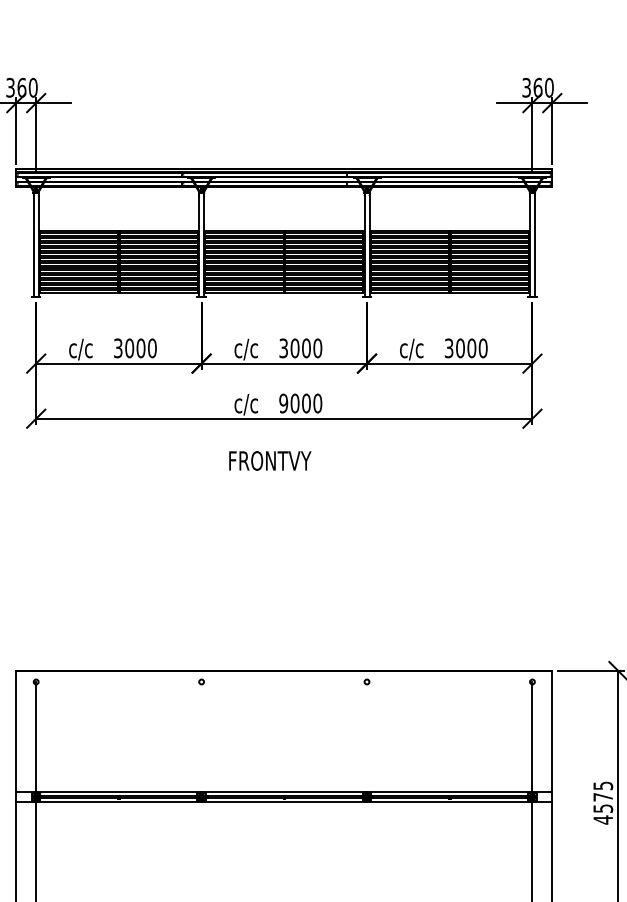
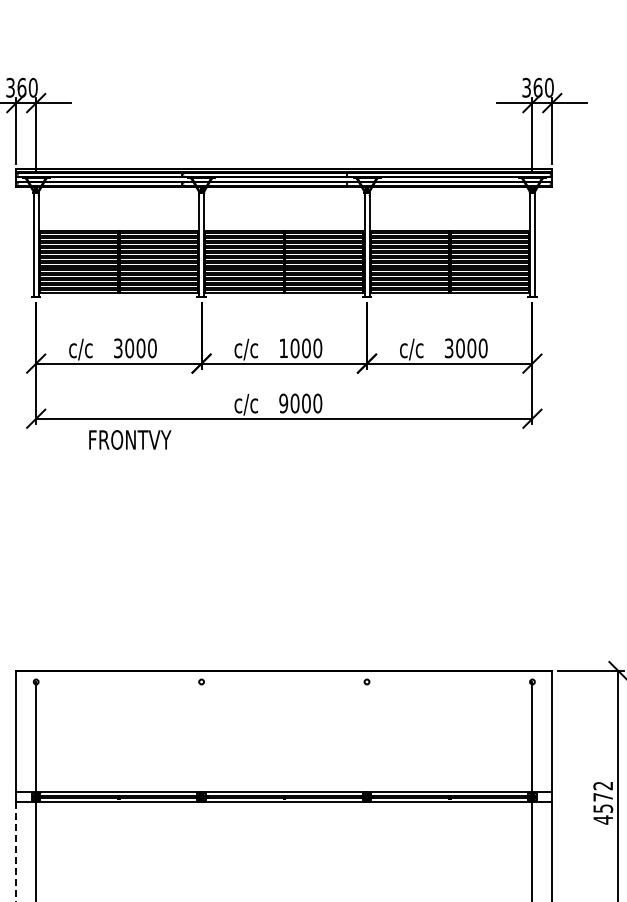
text: 3000 -> 1000 (283, 348)
text position: (270, 460) -> (130, 439) (130, 439)
text: 4575 -> 4572 (603, 785)
line: solid -> dashed (16, 851)
